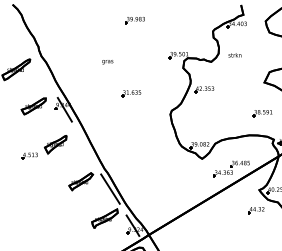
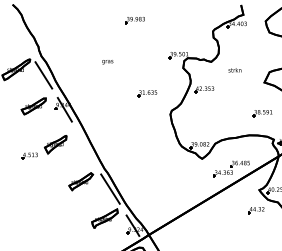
text position: (234, 55) -> (234, 70) (234, 70)
line: none -> present (43, 75)
part position: (131, 93) -> (147, 93) (147, 93)
